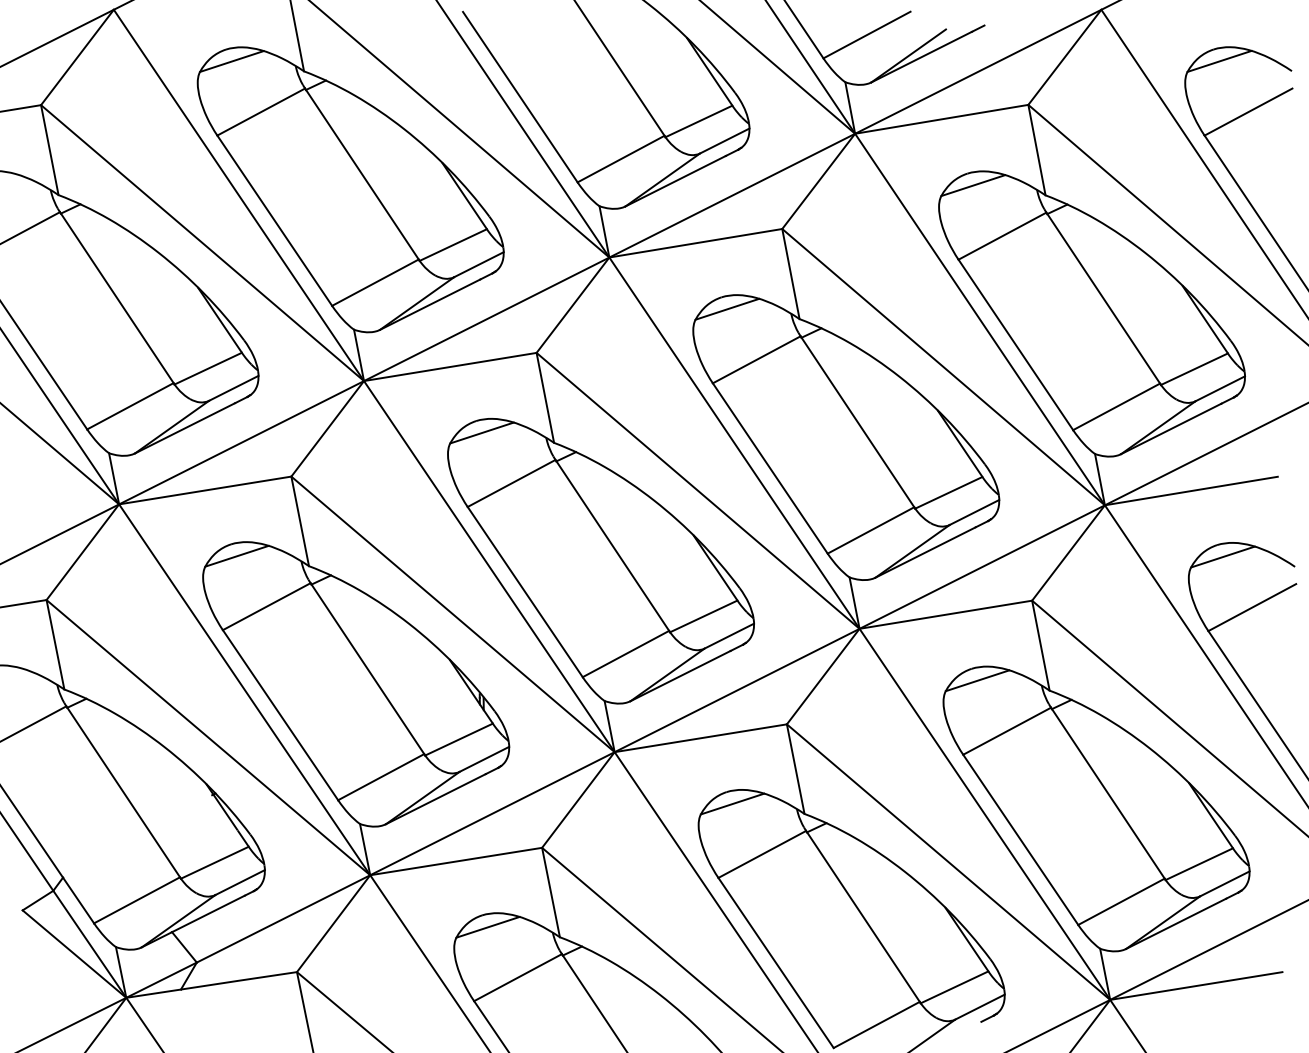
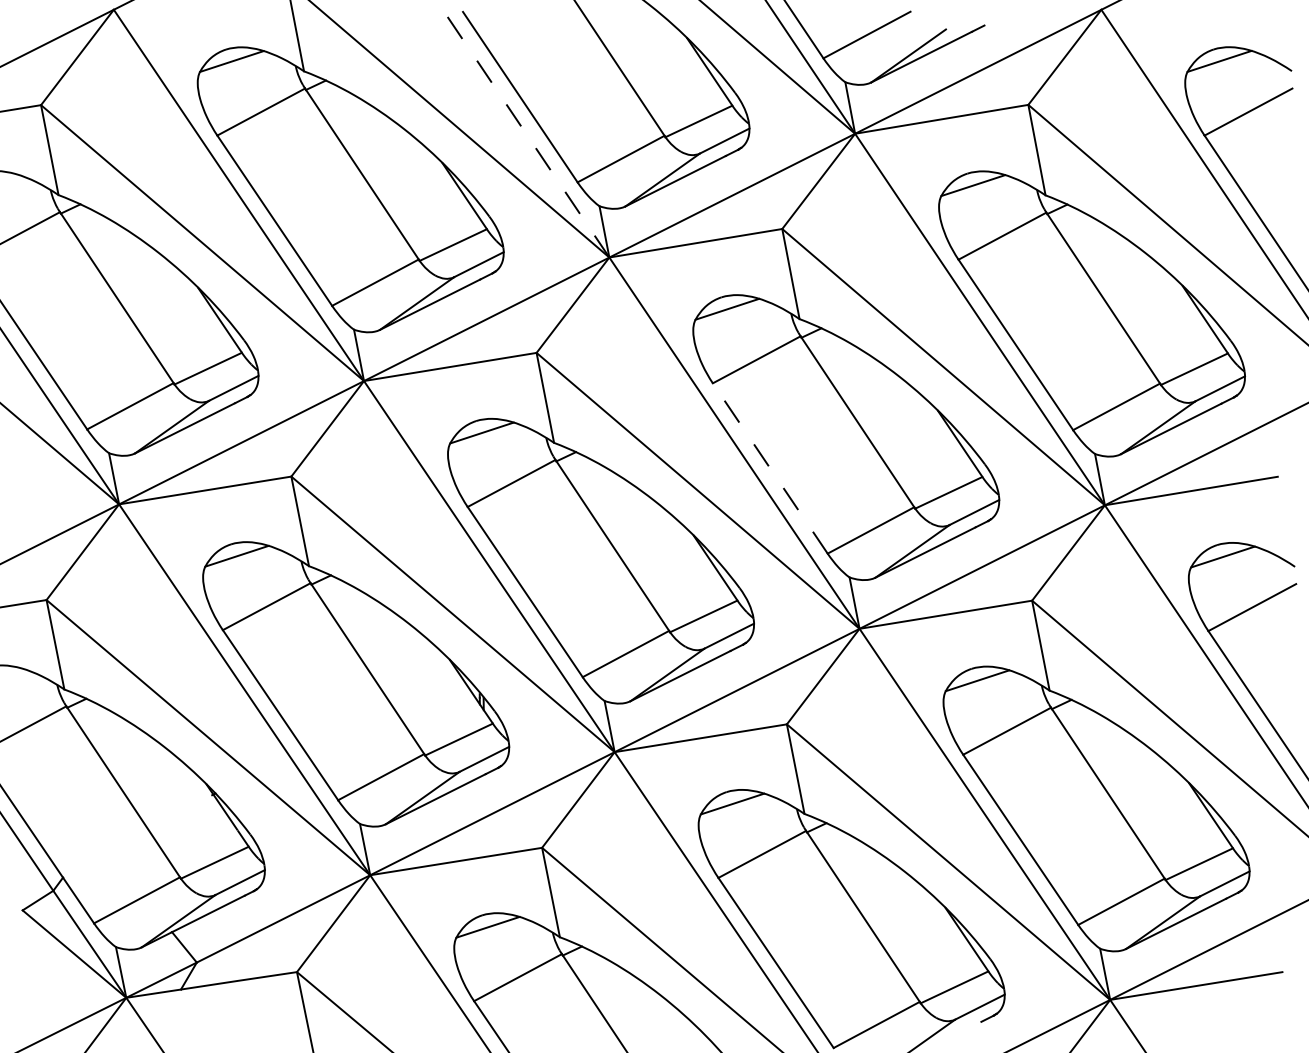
line: solid -> dashed (522, 128)
line: solid -> dashed (770, 468)
